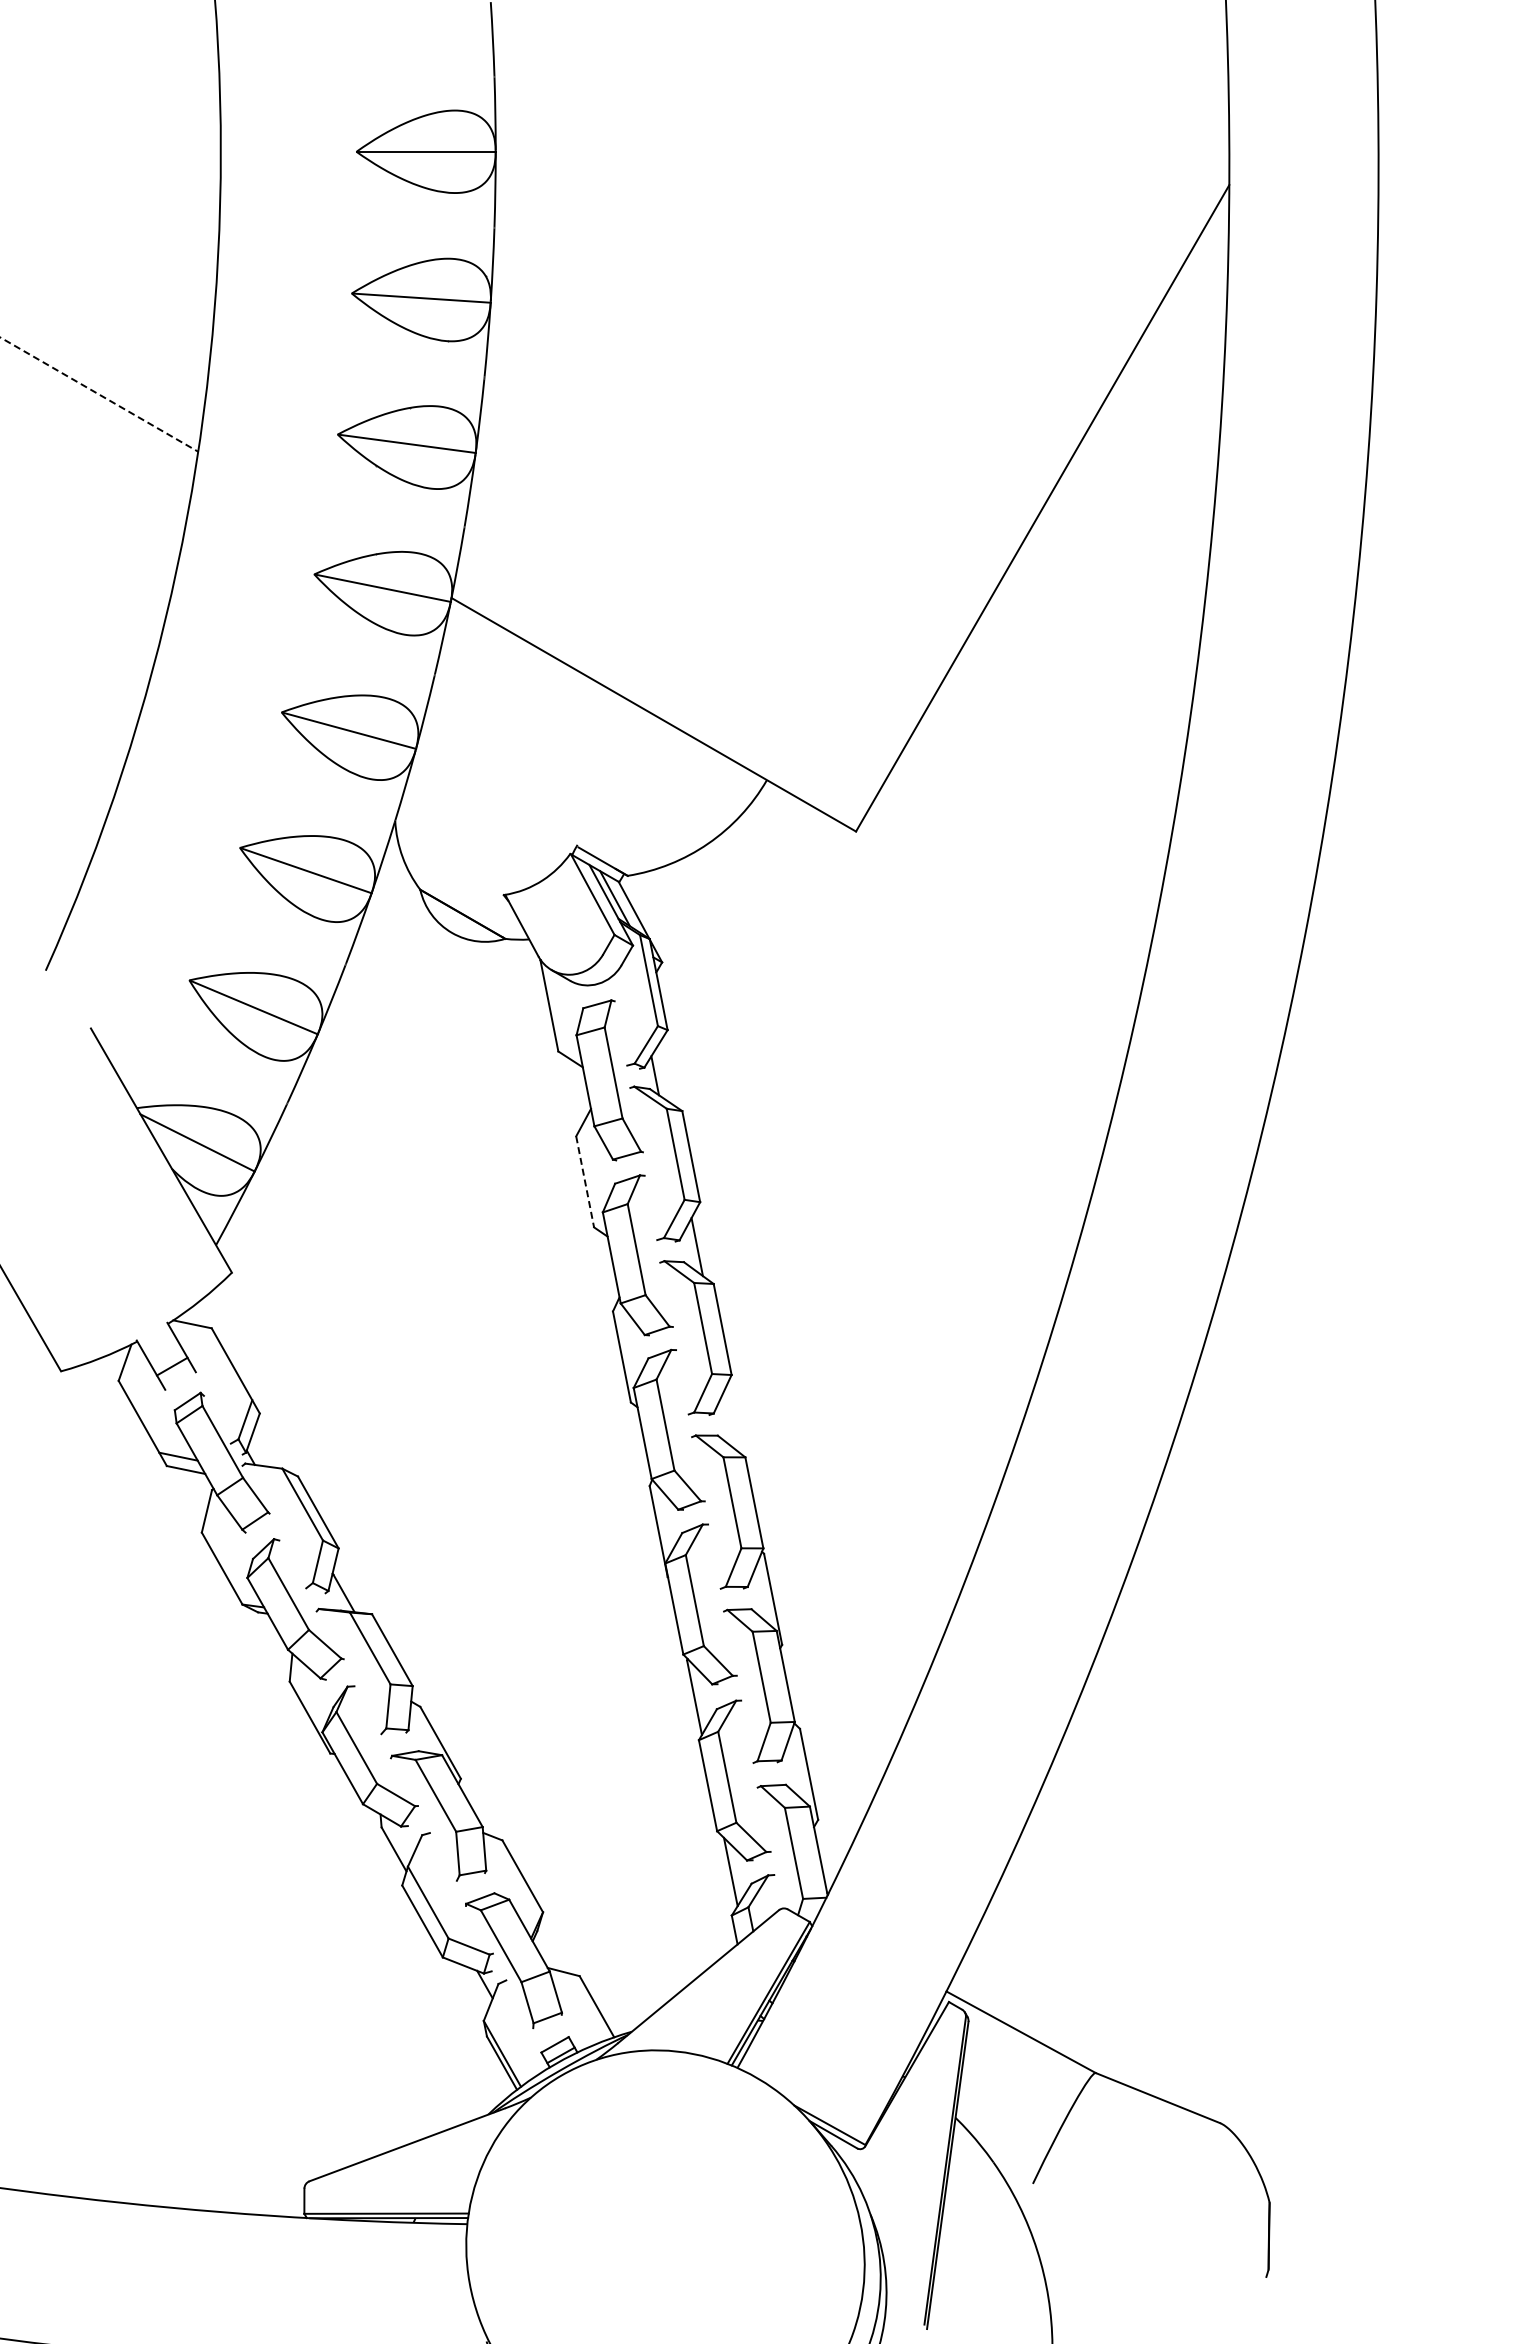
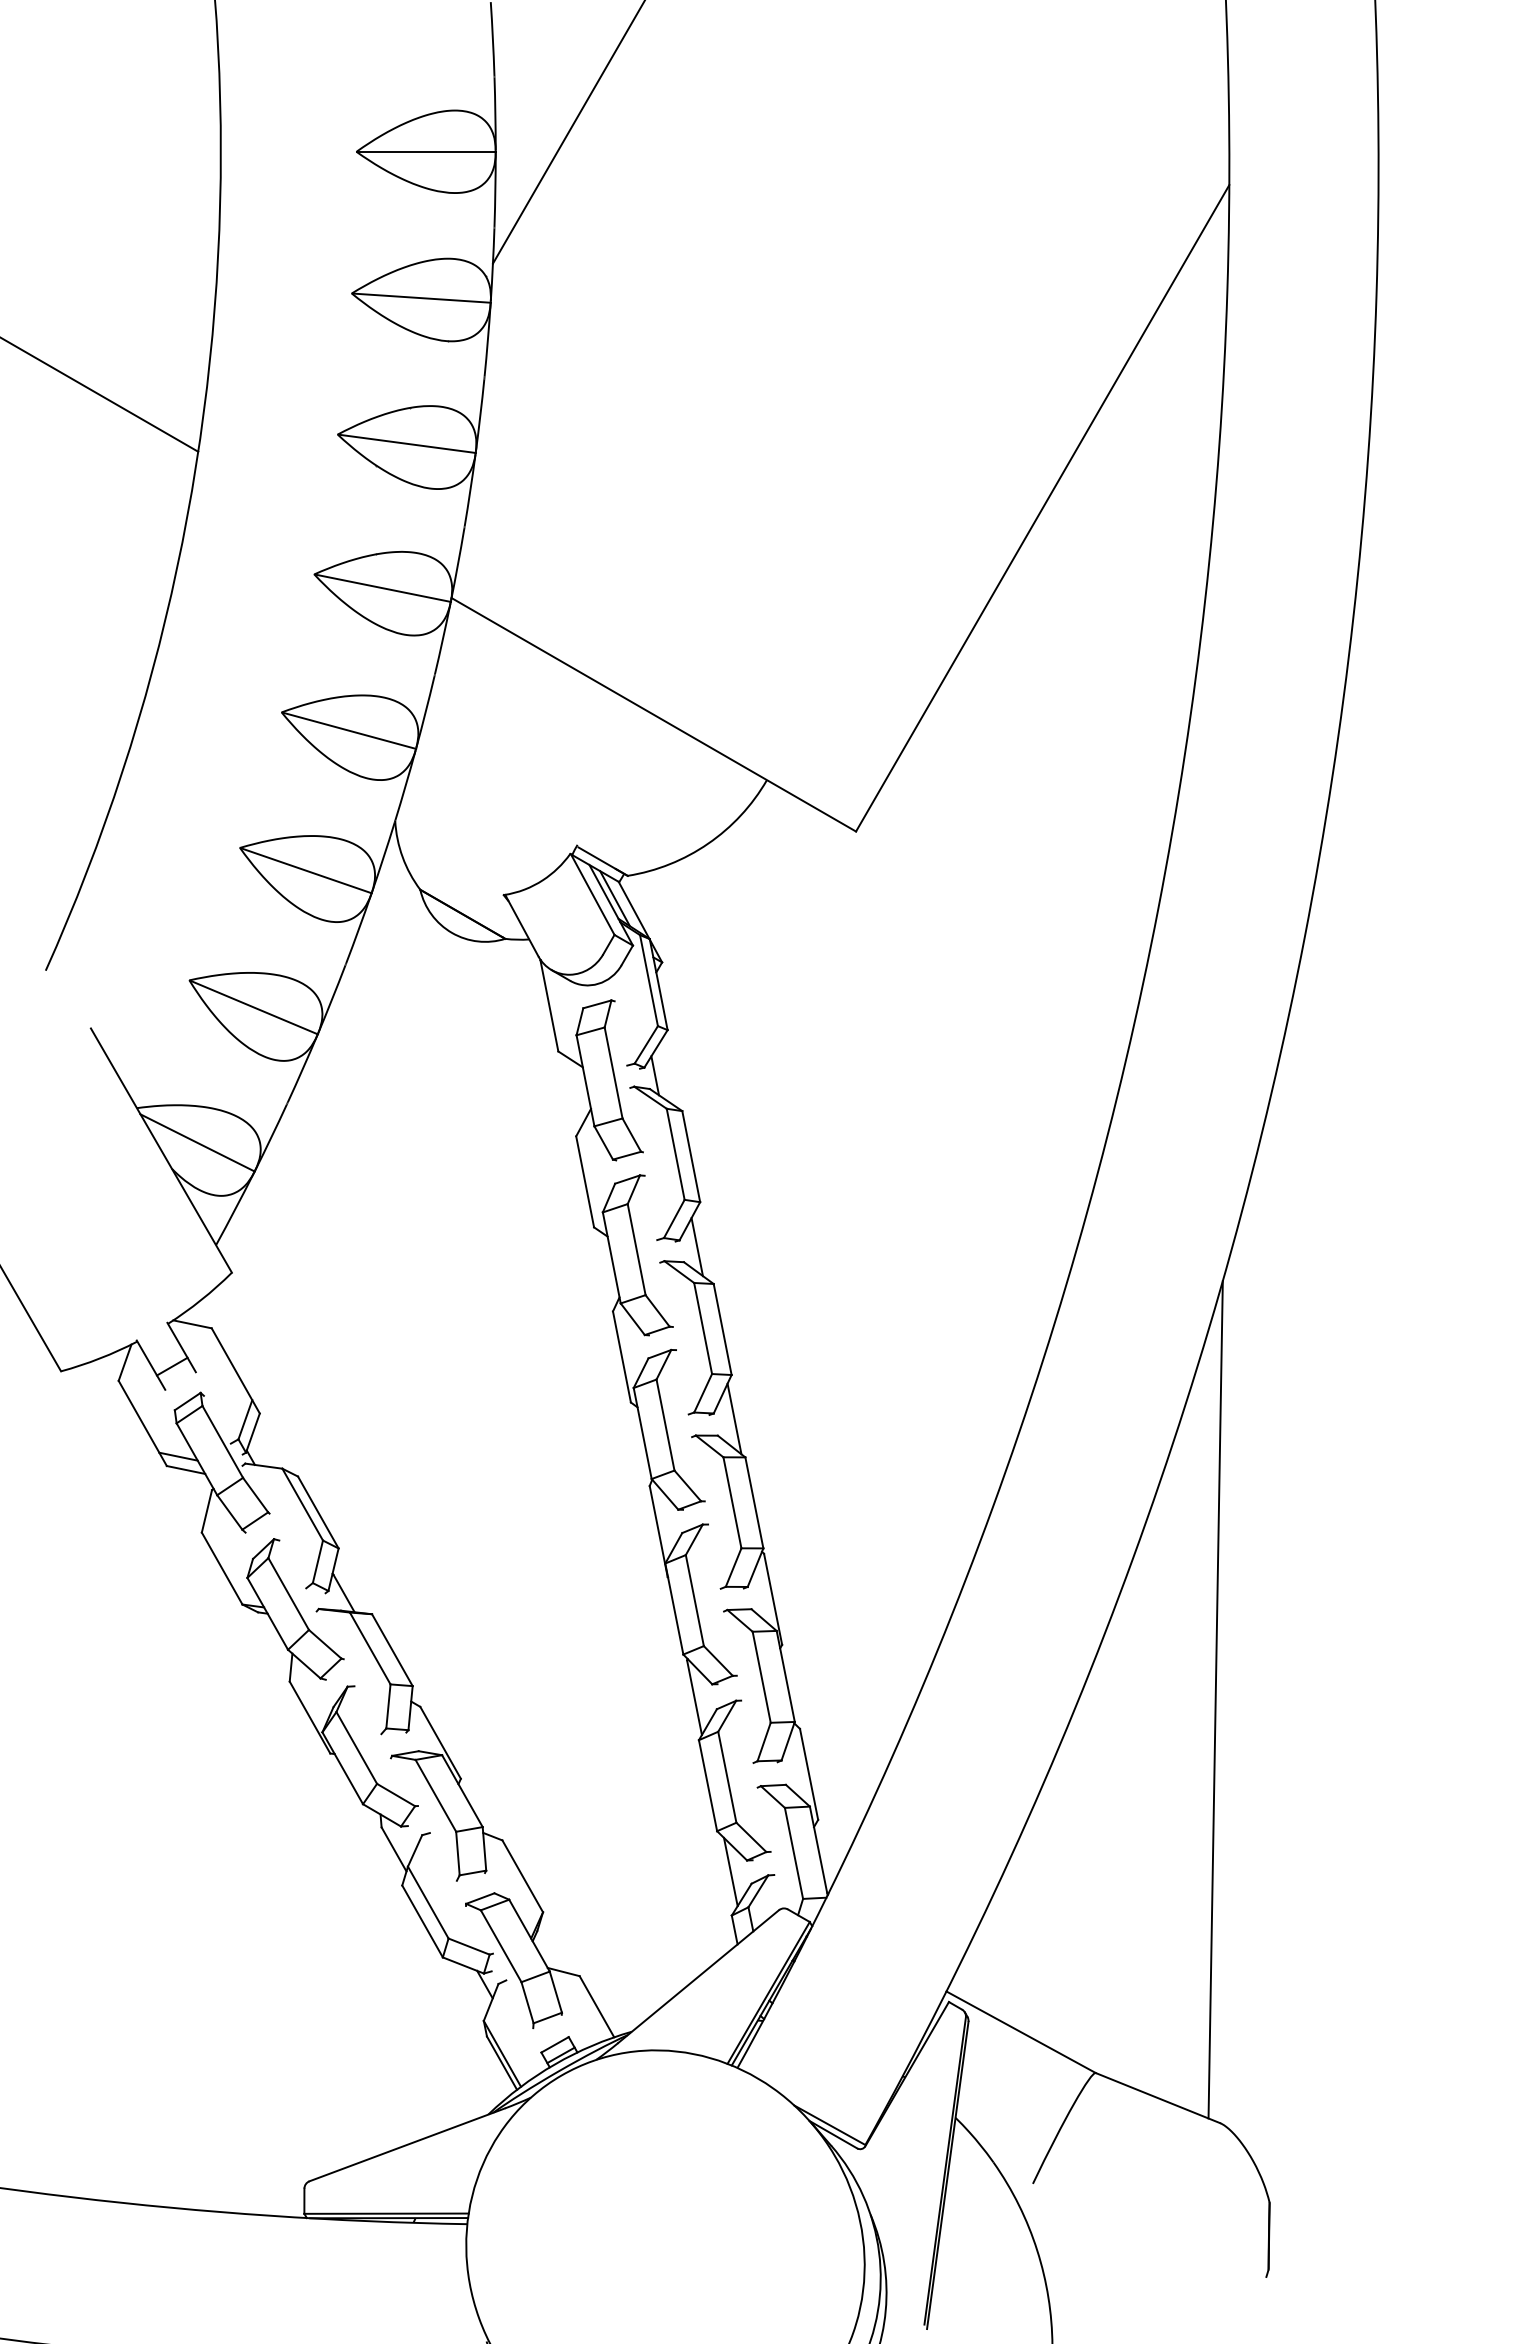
line: none -> present (567, 132)
line: dashed -> solid (99, 394)
line: dashed -> solid (585, 1182)
line: none -> present (734, 1418)
line: none -> present (1215, 1699)
